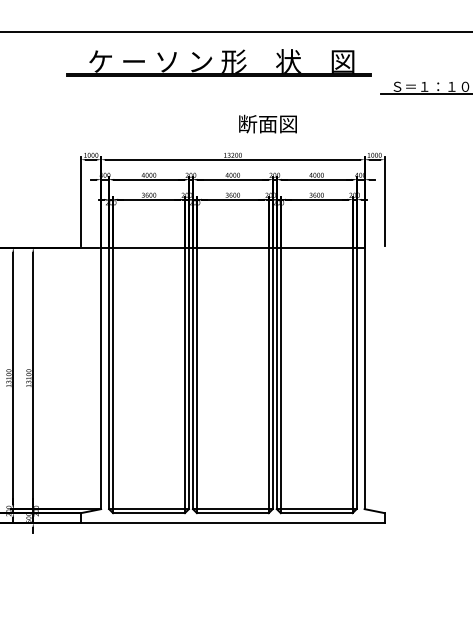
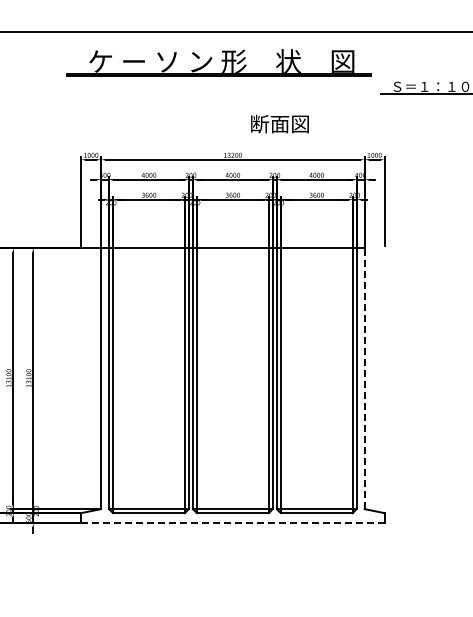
text position: (267, 123) -> (279, 123) (279, 123)
line: solid -> dashed (364, 378)
line: solid -> dashed (232, 523)
